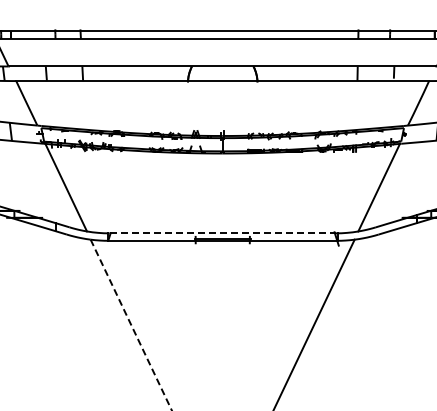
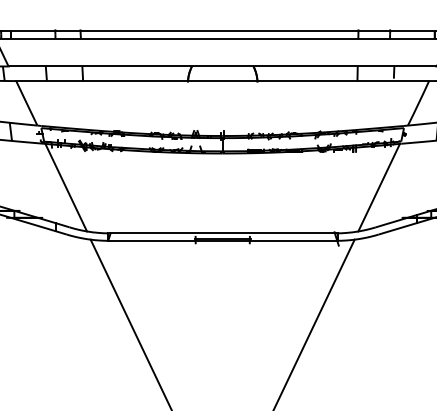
line: dashed -> solid (223, 233)
line: dashed -> solid (131, 325)
